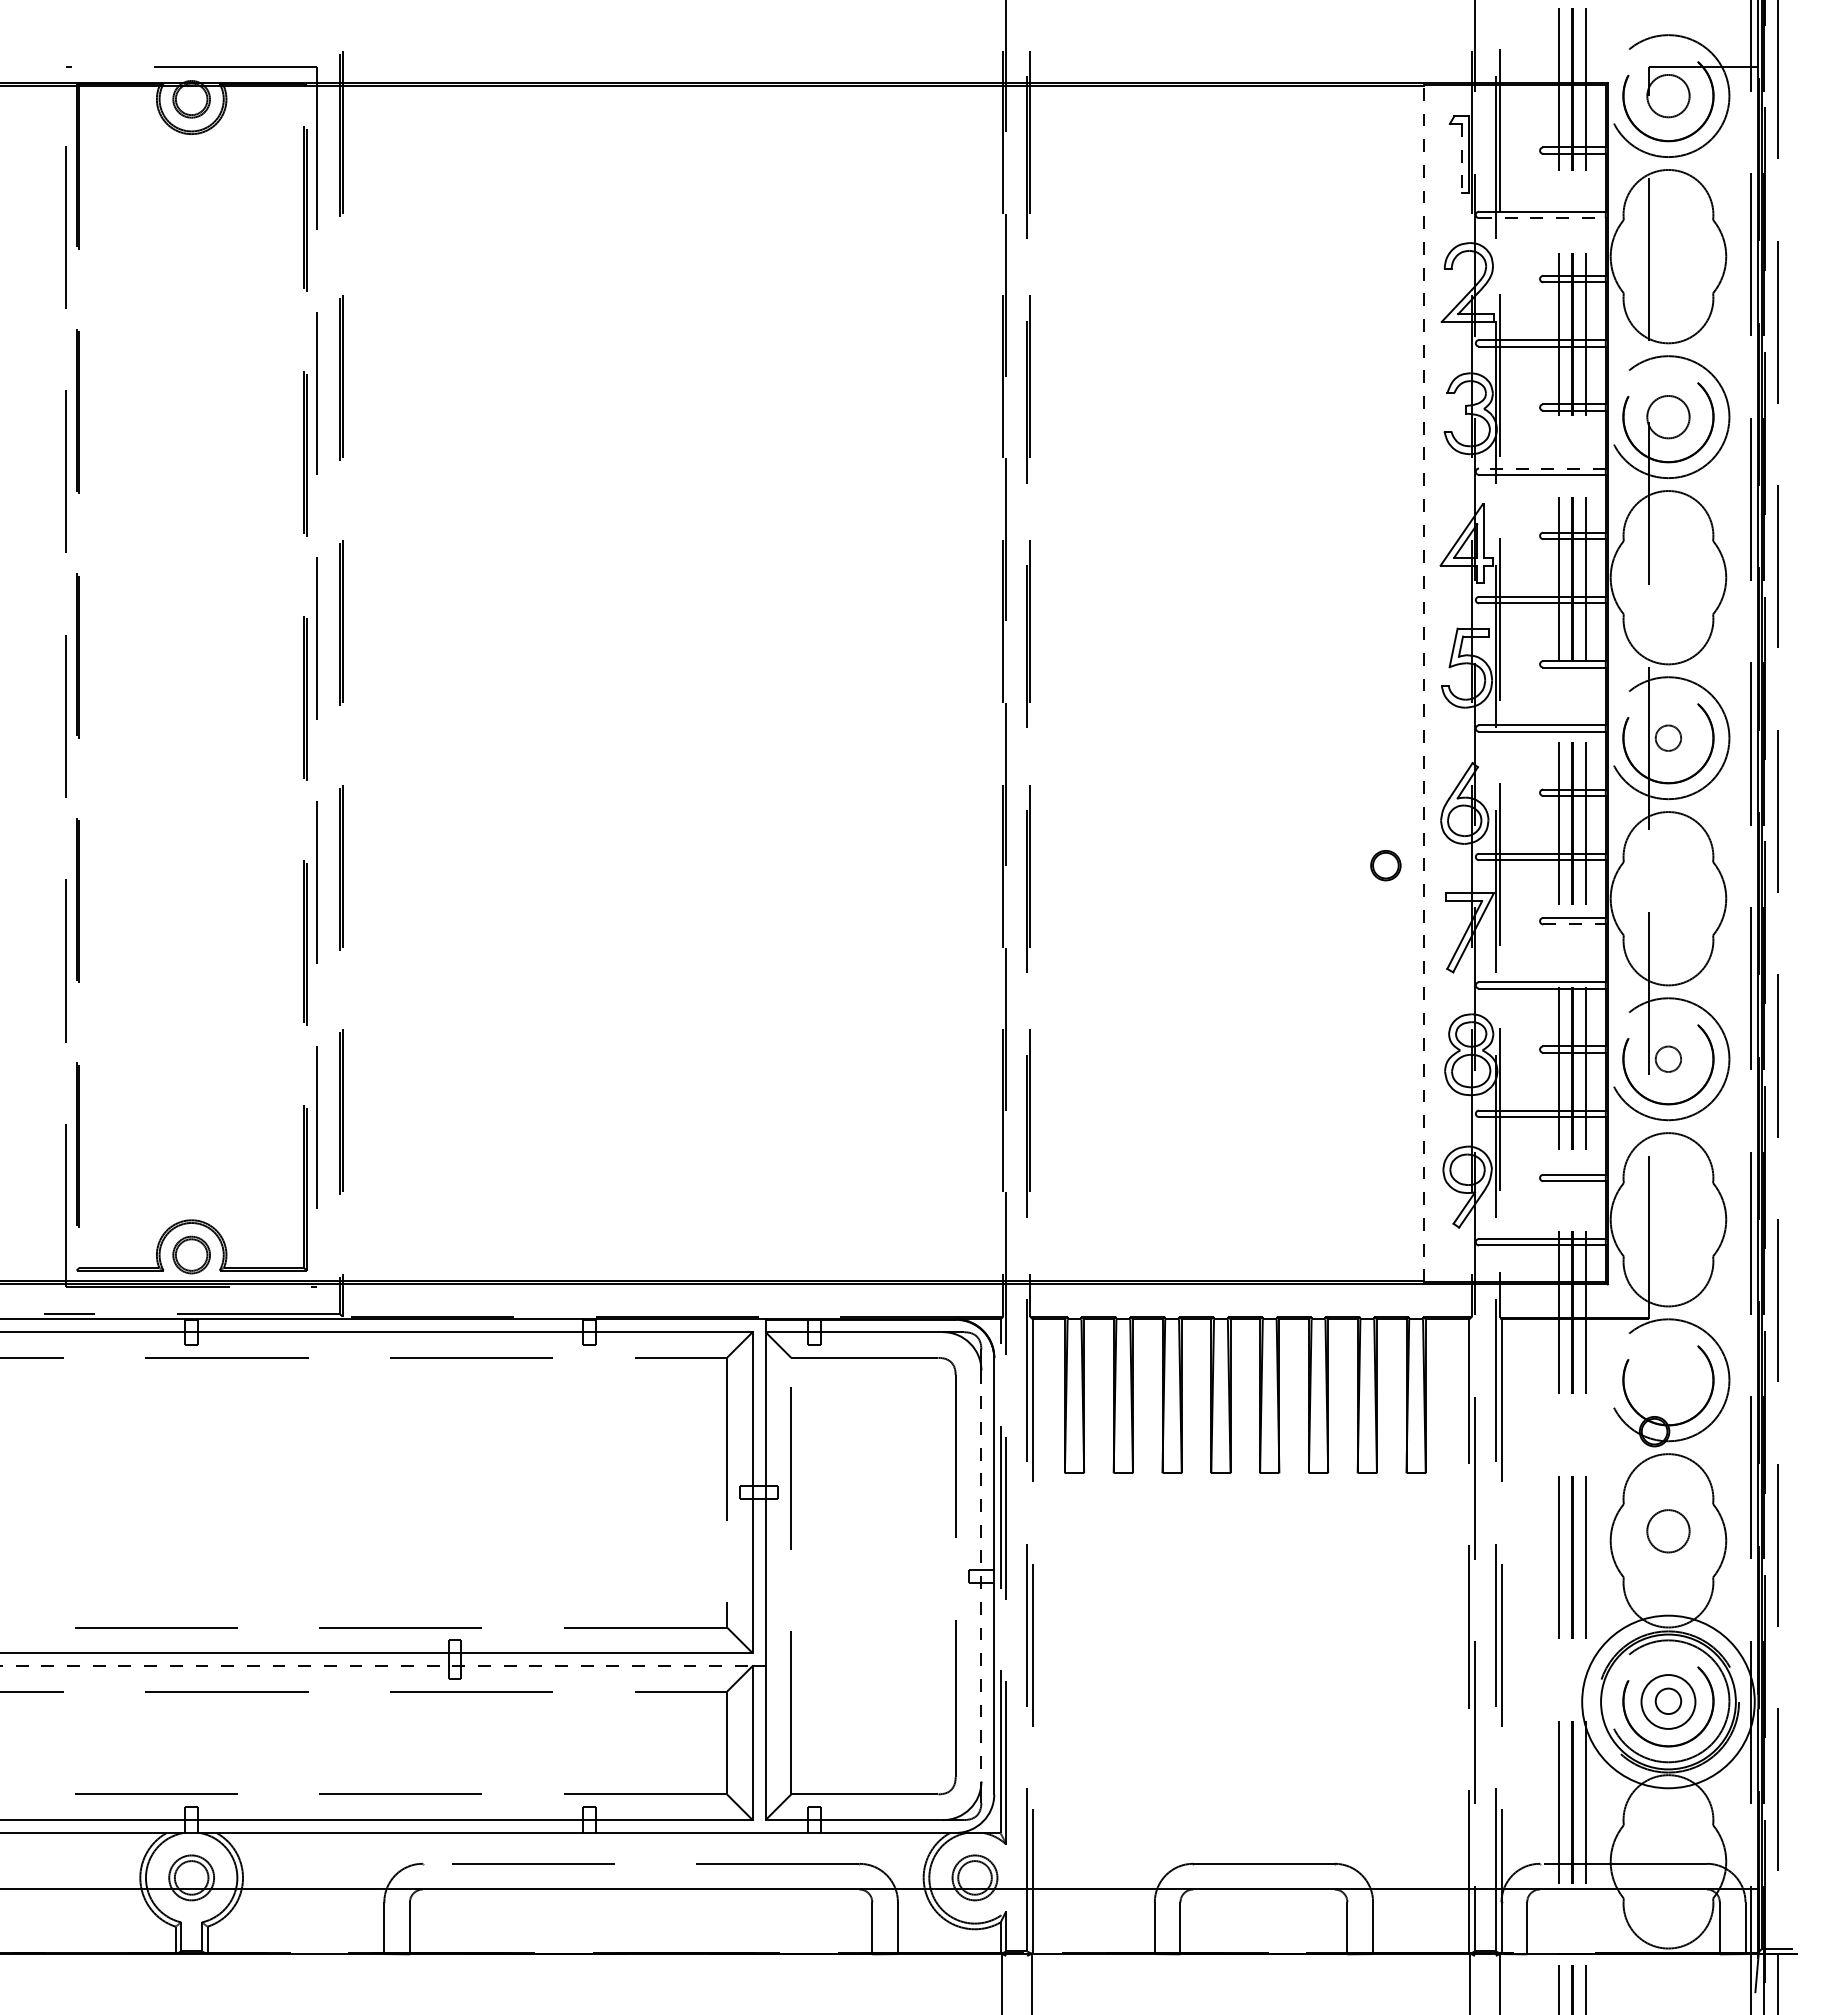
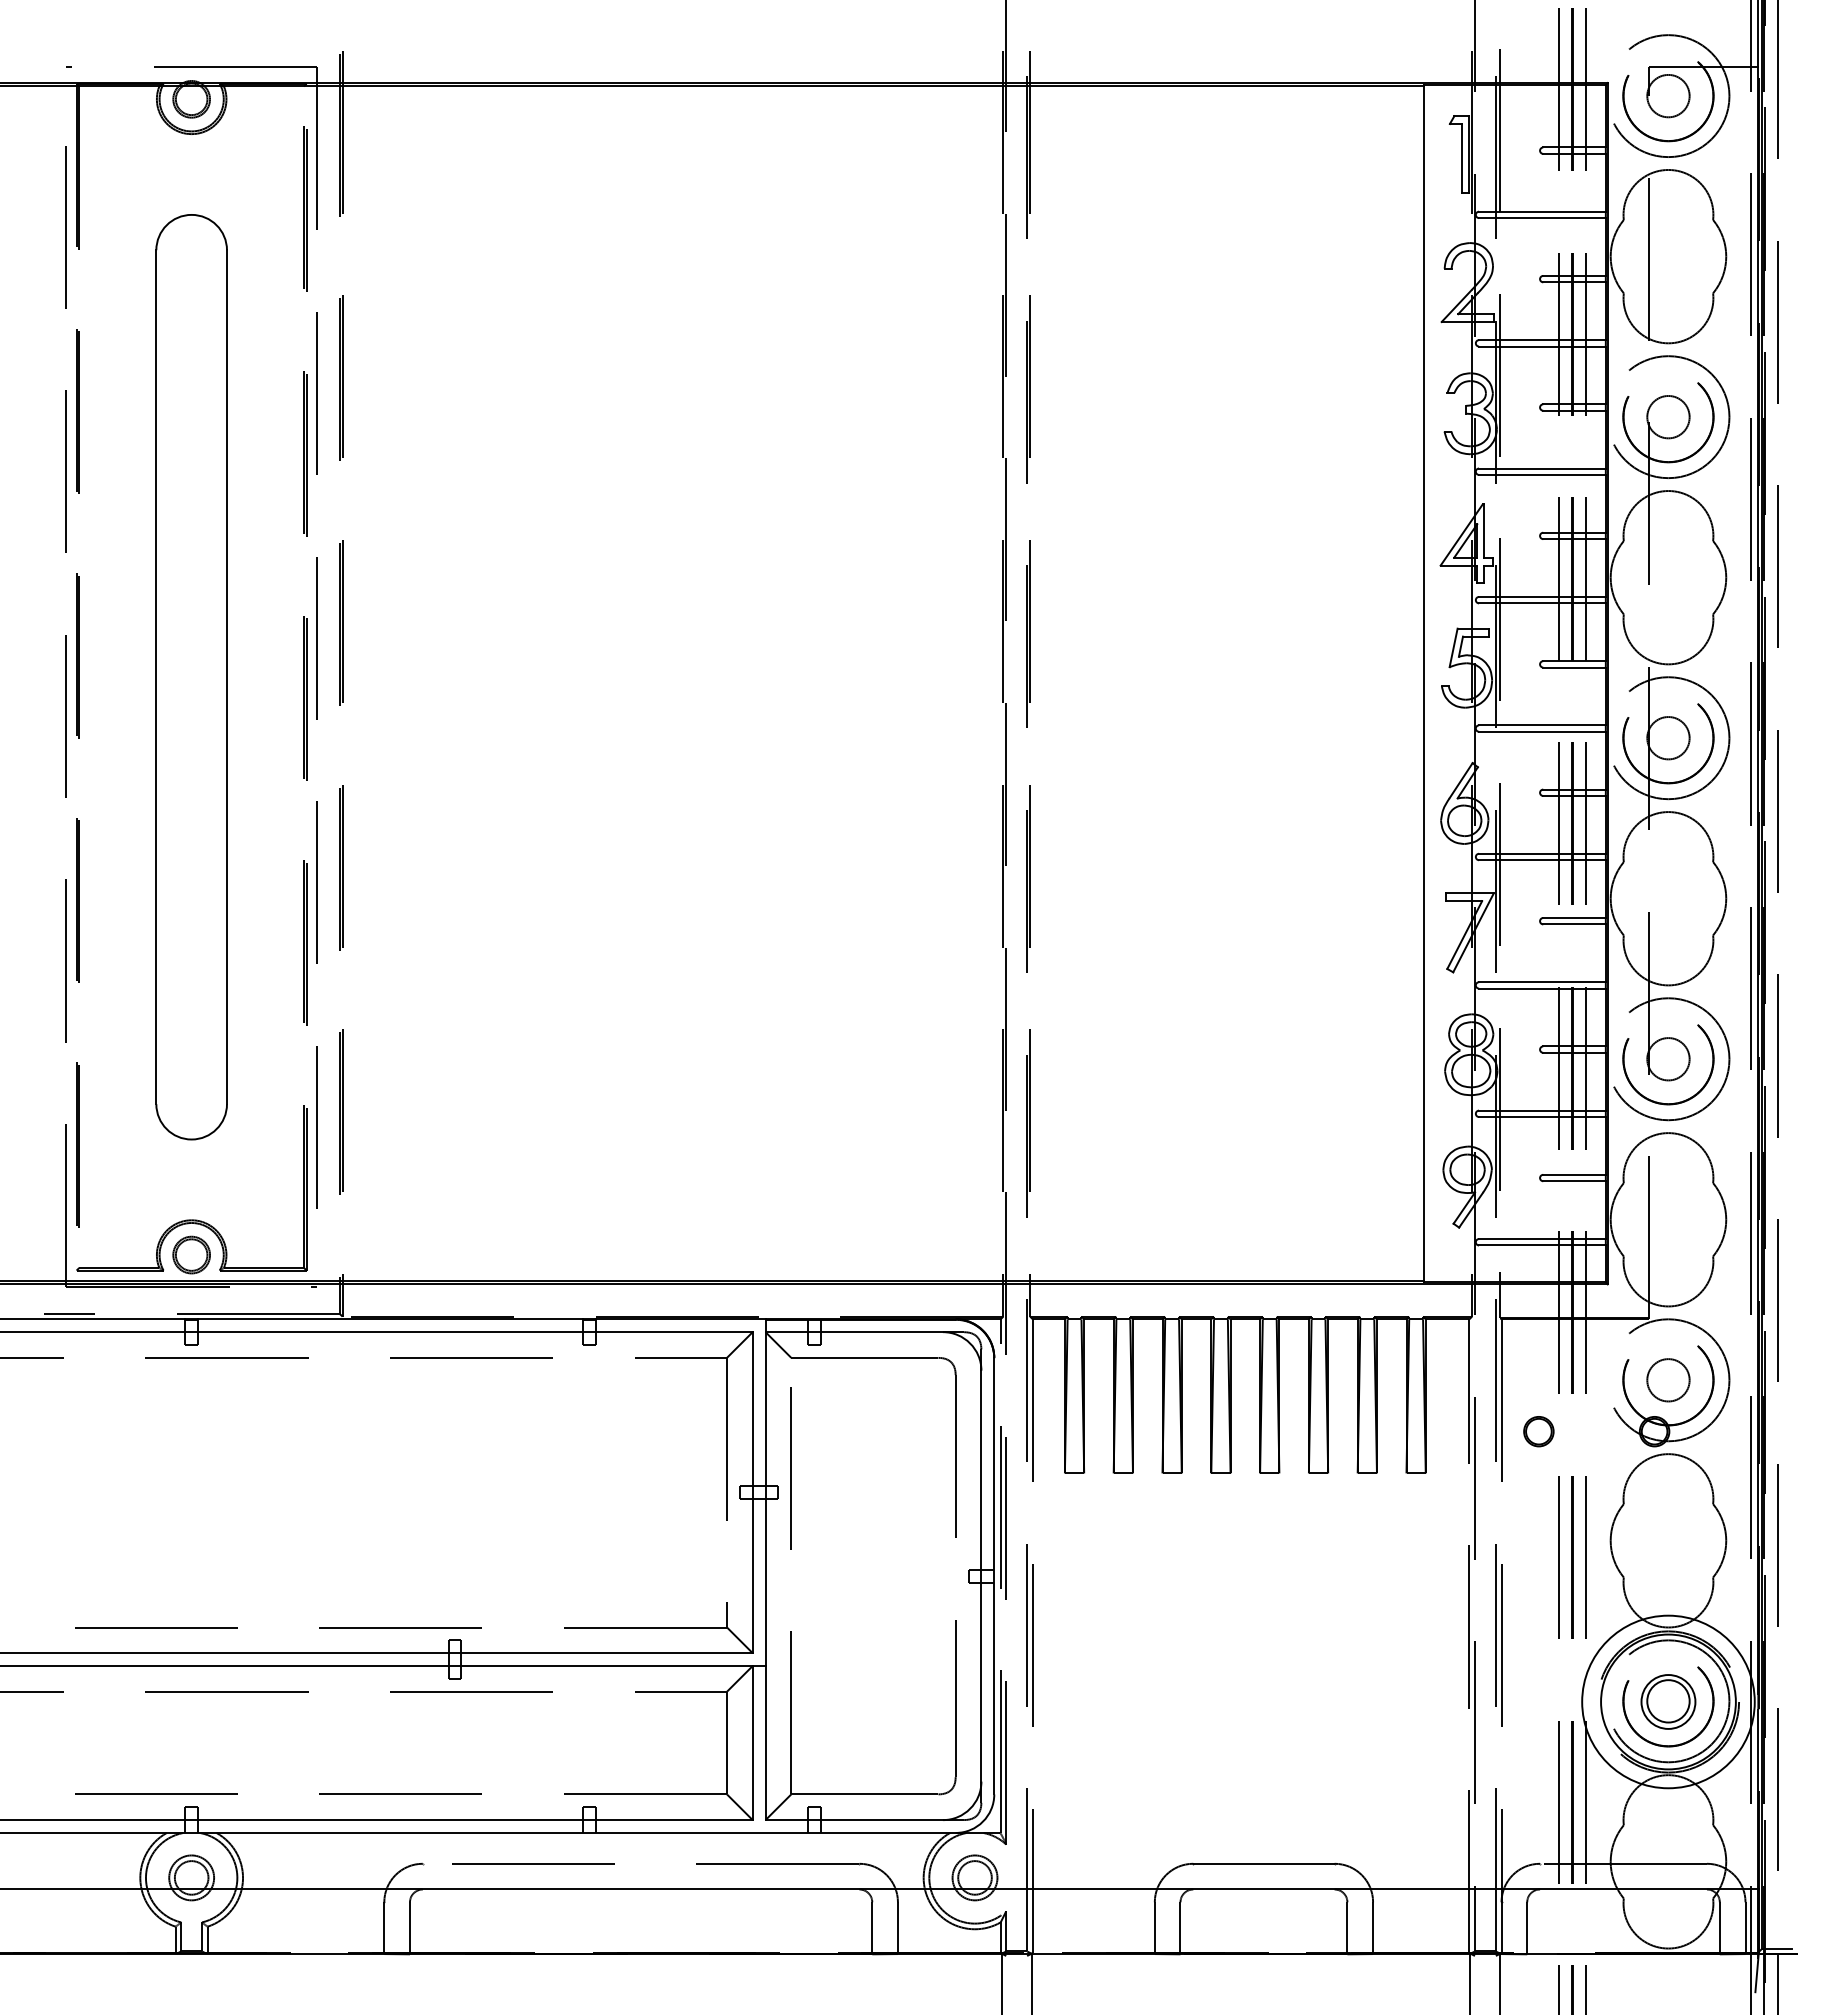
line: dashed -> solid (1461, 158)
line: dashed -> solid (1542, 218)
line: dashed -> solid (1541, 468)
part: none -> present (191, 677)
line: dashed -> solid (1424, 683)
circle diameter: 25 px -> 42 px (1668, 738)
part position: (1385, 865) -> (1538, 1431) (1538, 1431)
line: dashed -> solid (1574, 924)
circle diameter: 25 px -> 42 px (1668, 1059)
circle position: (1668, 1531) -> (1668, 1380) (1668, 1380)
line: dashed -> solid (981, 1576)
line: dashed -> solid (376, 1666)
circle diameter: 25 px -> 42 px (1668, 1701)
